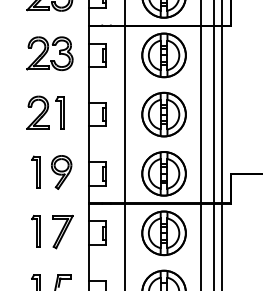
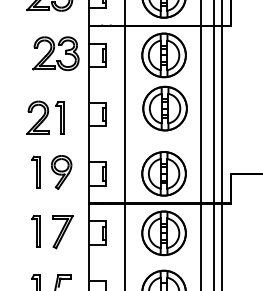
part position: (49, 53) -> (55, 53) (55, 53)
part position: (45, 112) -> (45, 117) (45, 117)
part position: (163, 114) -> (164, 108) (164, 108)
